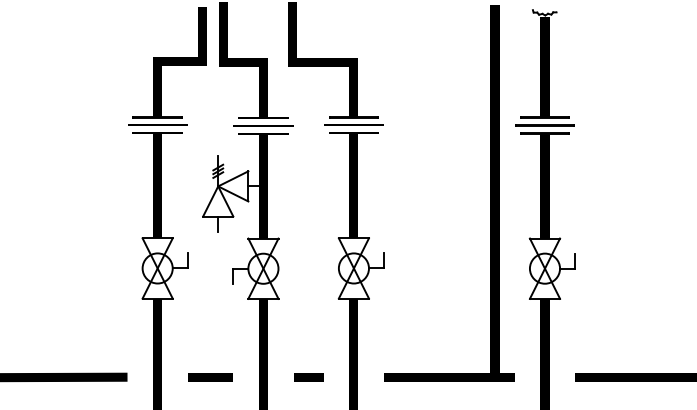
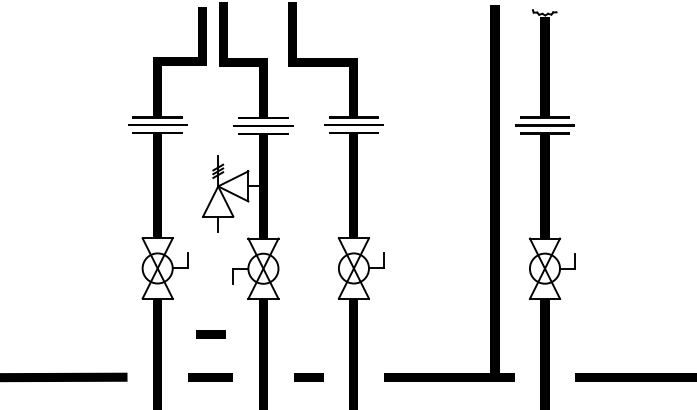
line: none -> present (210, 334)
